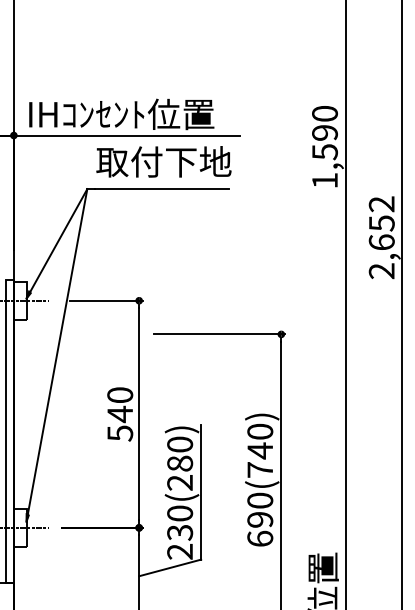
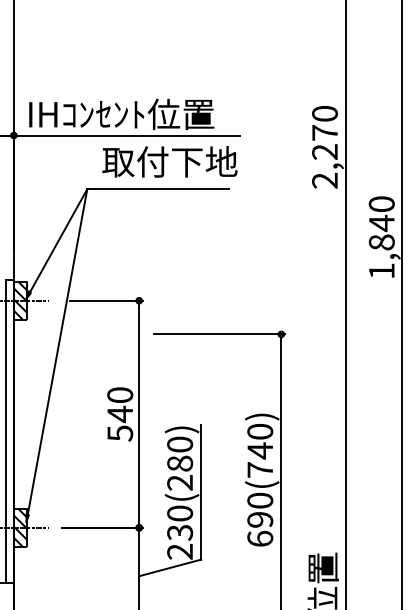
text: 1,590 -> 2,270 (324, 156)
text position: (163, 161) -> (169, 161) (169, 161)
text: 2,652 -> 1,840 (381, 237)
hatch: none -> present (19, 300)
hatch: none -> present (19, 527)
